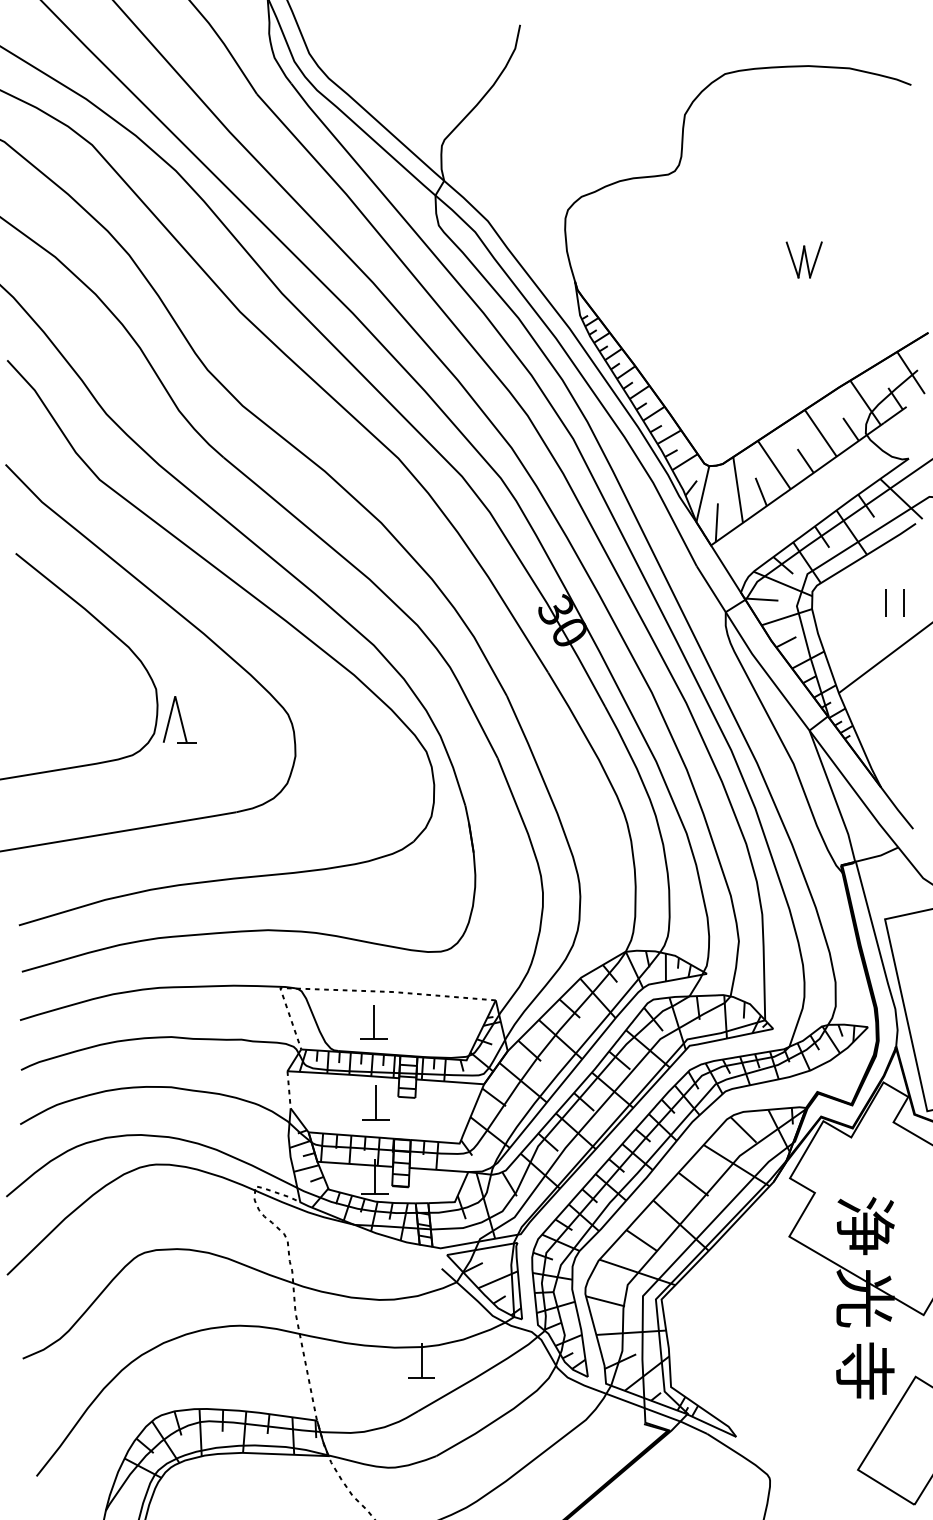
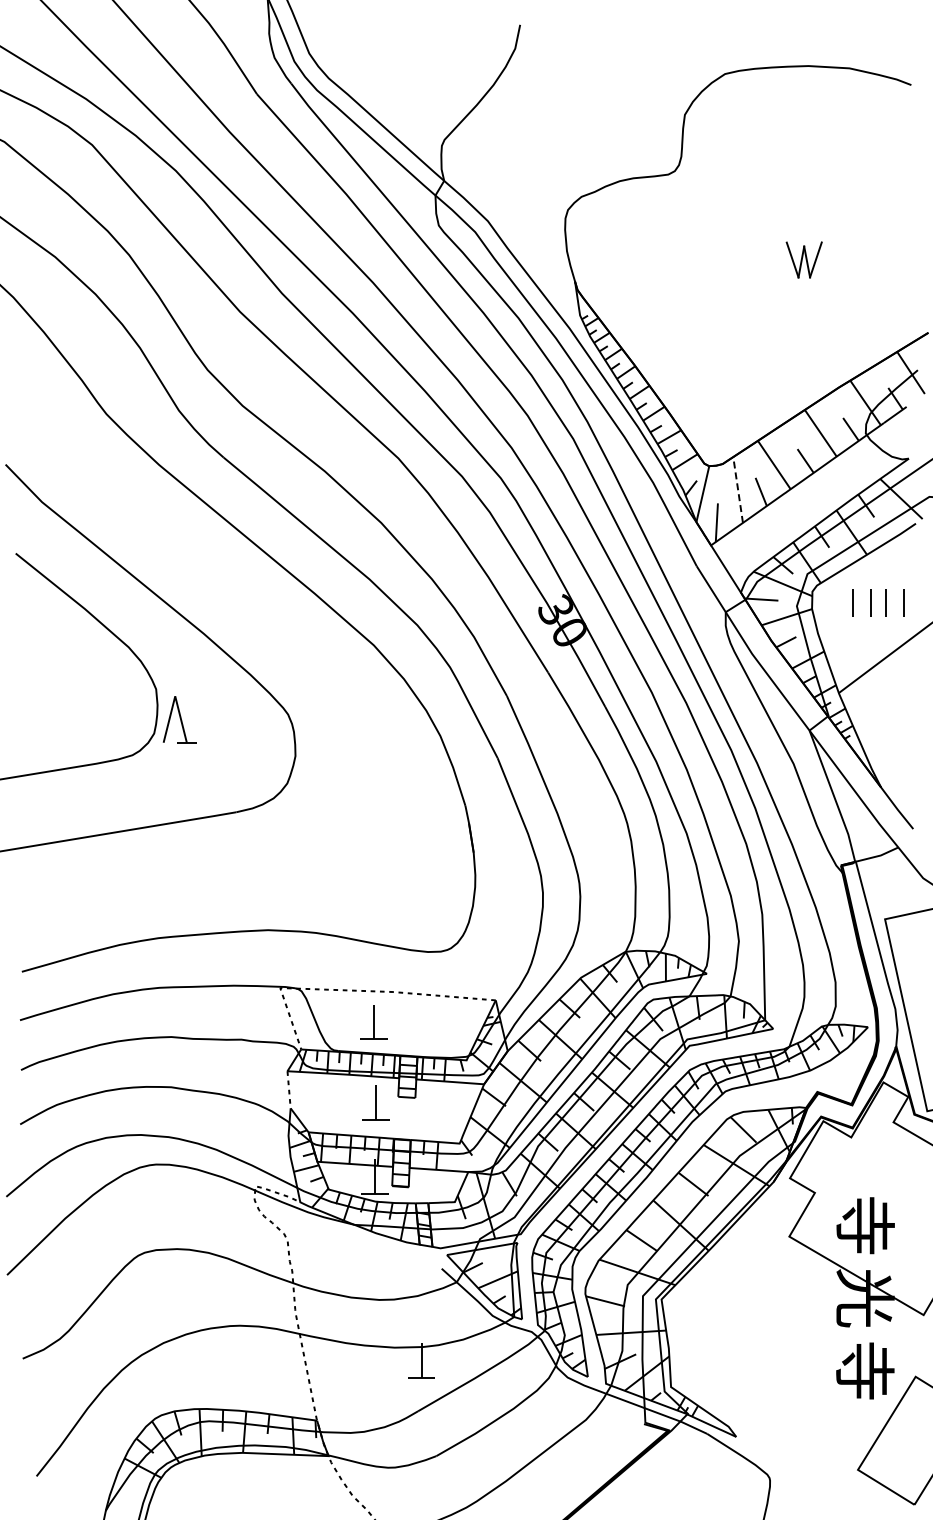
line: solid -> dashed (738, 489)
part: present -> none (255, 599)
part: none -> present (853, 602)
text: 浄 -> 寺 (865, 1225)
